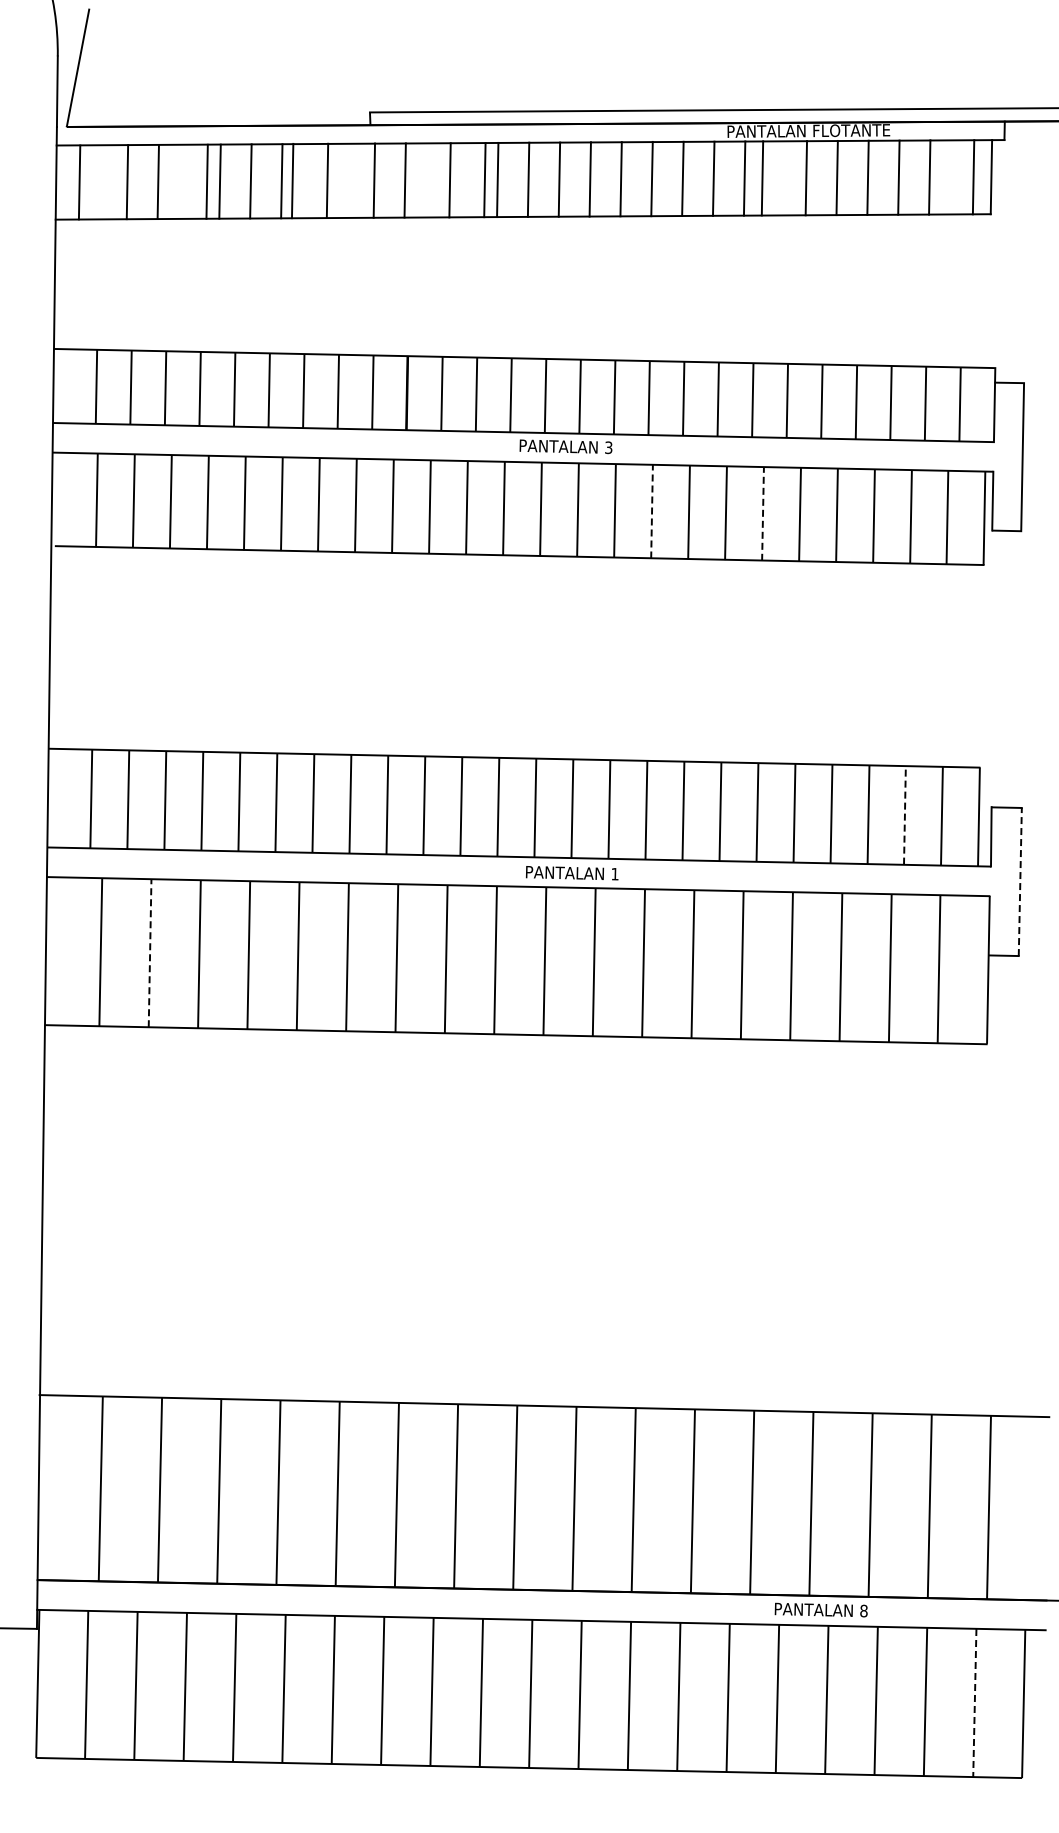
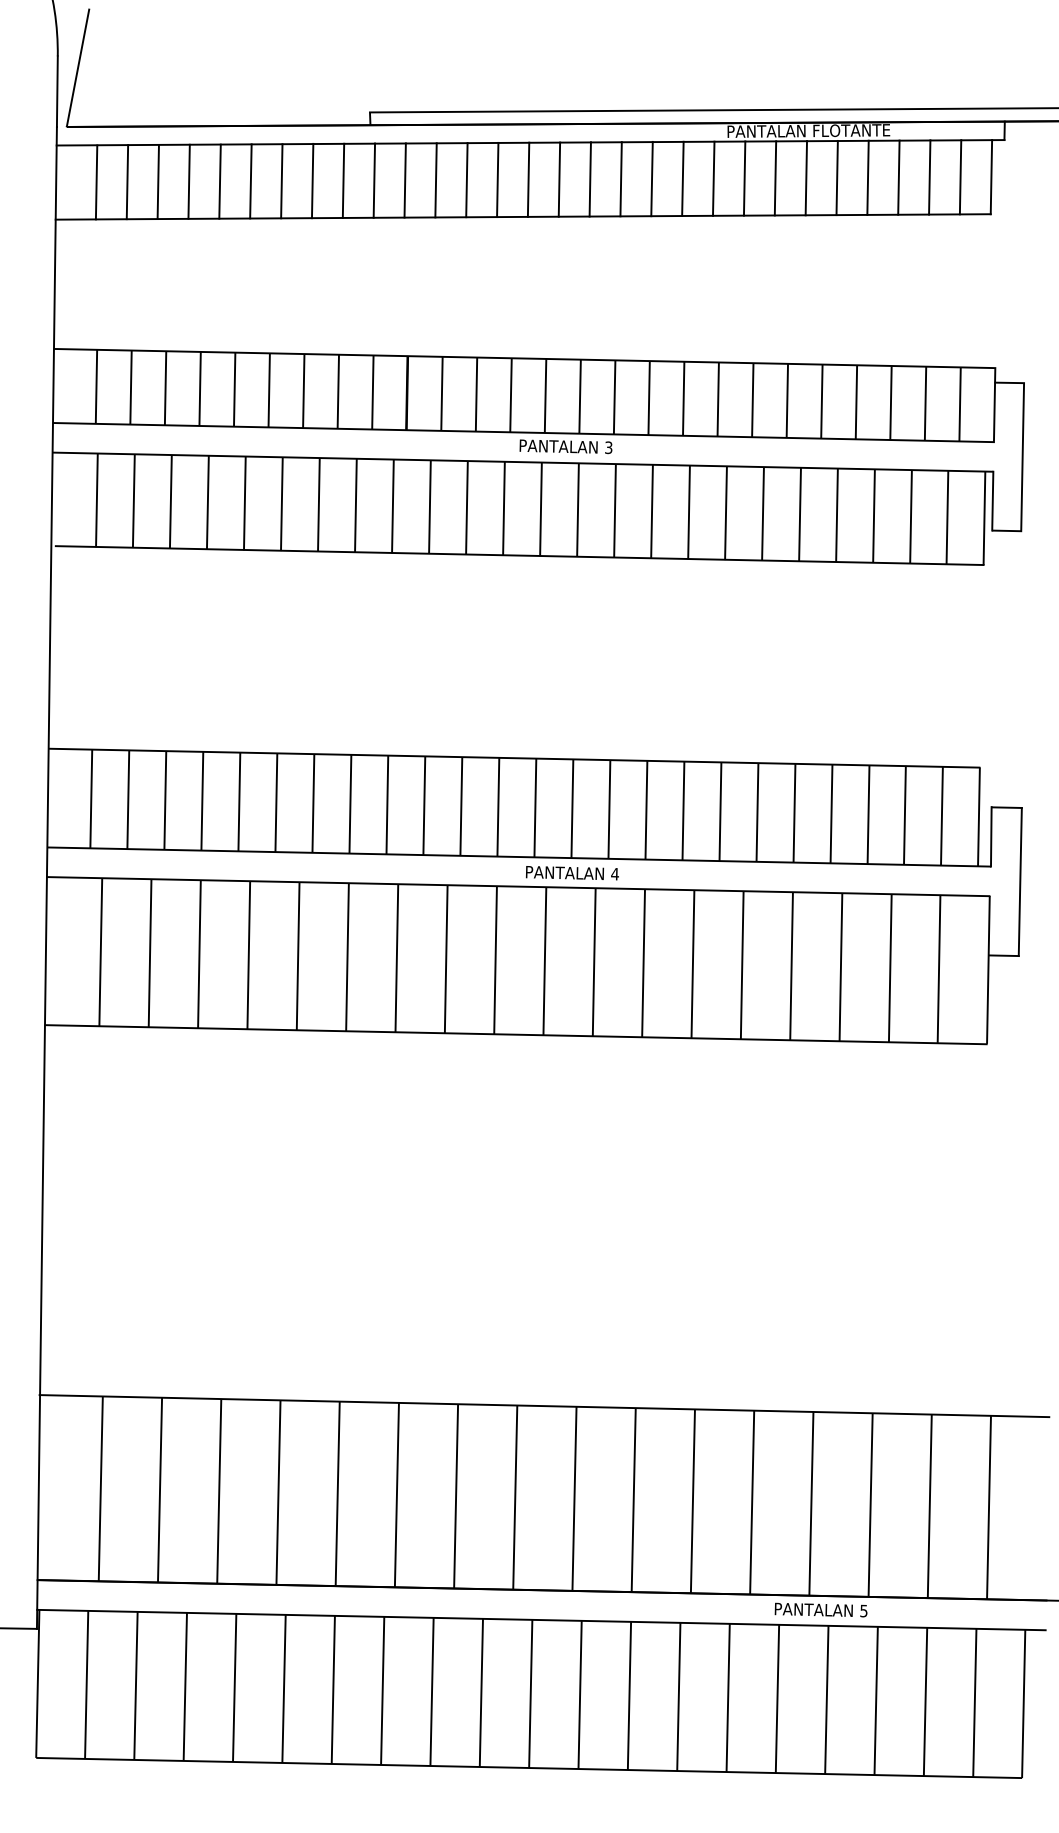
line position: (973, 177) -> (960, 177) (960, 177)
line position: (762, 178) -> (775, 178) (775, 178)
line position: (292, 180) -> (312, 180) (312, 180)
line position: (327, 180) -> (343, 180) (343, 180)
line position: (449, 180) -> (435, 180) (435, 180)
line position: (484, 180) -> (466, 180) (466, 180)
line position: (206, 181) -> (188, 181) (188, 181)
line position: (79, 182) -> (96, 182) (96, 182)
line: dashed -> solid (652, 511)
line: dashed -> solid (763, 513)
line: dashed -> solid (904, 814)
text: 1 -> 4 (614, 874)
line: dashed -> solid (1020, 881)
line: dashed -> solid (150, 952)
text: 8 -> 5 (863, 1610)
line: dashed -> solid (974, 1703)
